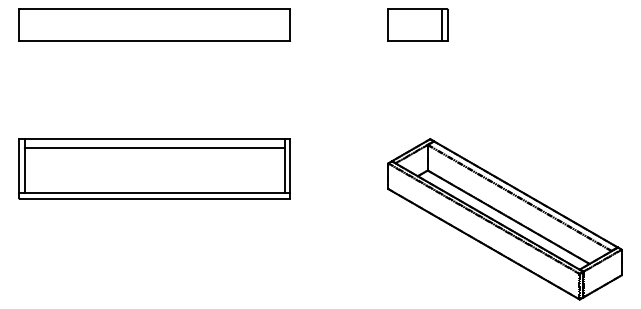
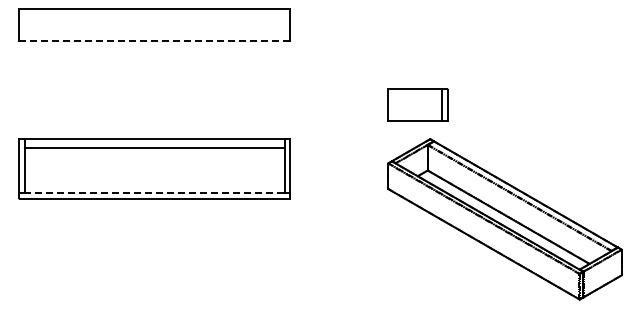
part position: (417, 24) -> (417, 104) (417, 104)
line: solid -> dashed (154, 41)
line: solid -> dashed (155, 193)
